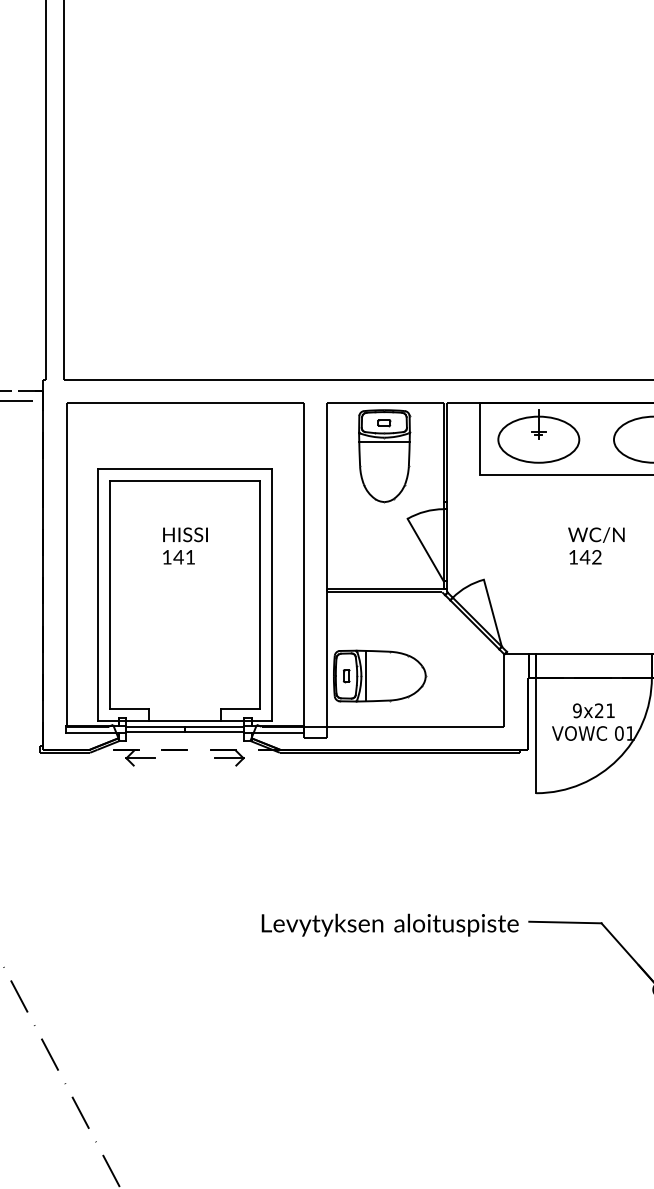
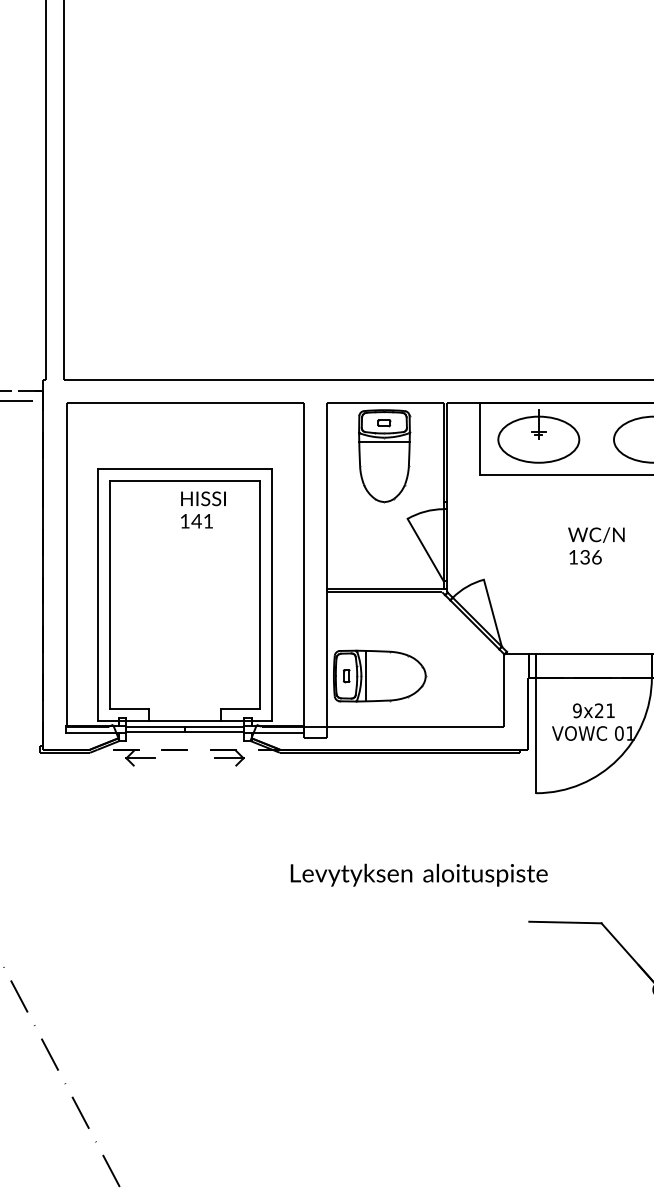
text position: (185, 545) -> (203, 509) (203, 509)
text: 142 -> 136 (590, 557)
text position: (389, 924) -> (418, 874) (418, 874)
